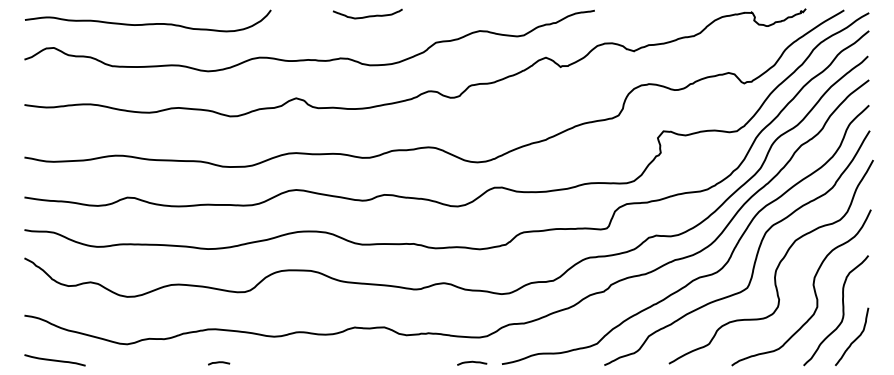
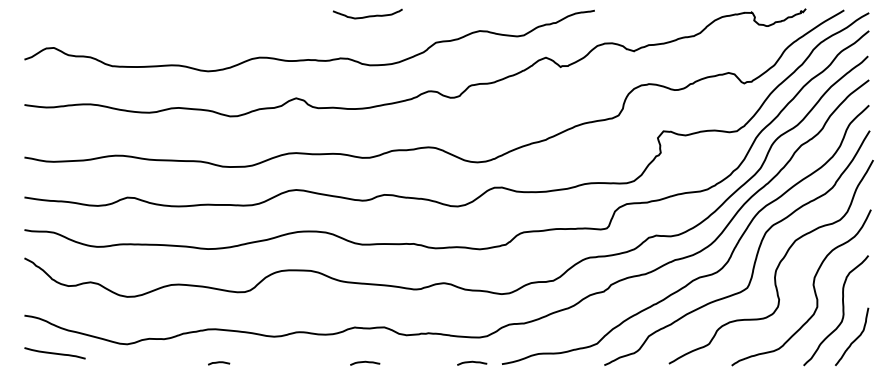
curve: present -> none (148, 23)
curve position: (54, 360) -> (54, 353) (54, 353)
curve: none -> present (365, 362)
